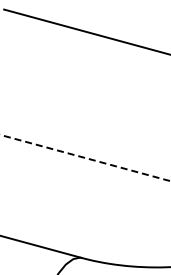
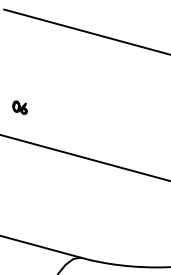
part: none -> present (19, 107)
line: dashed -> solid (85, 158)
